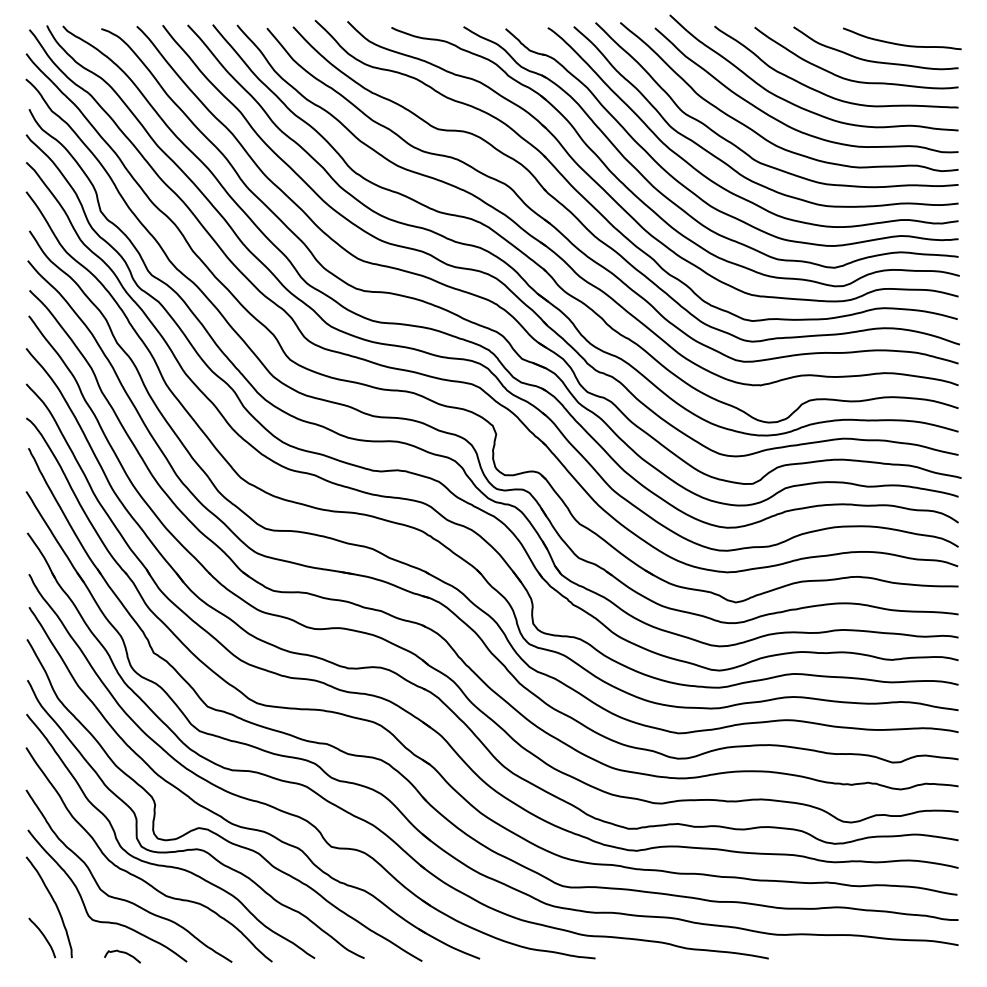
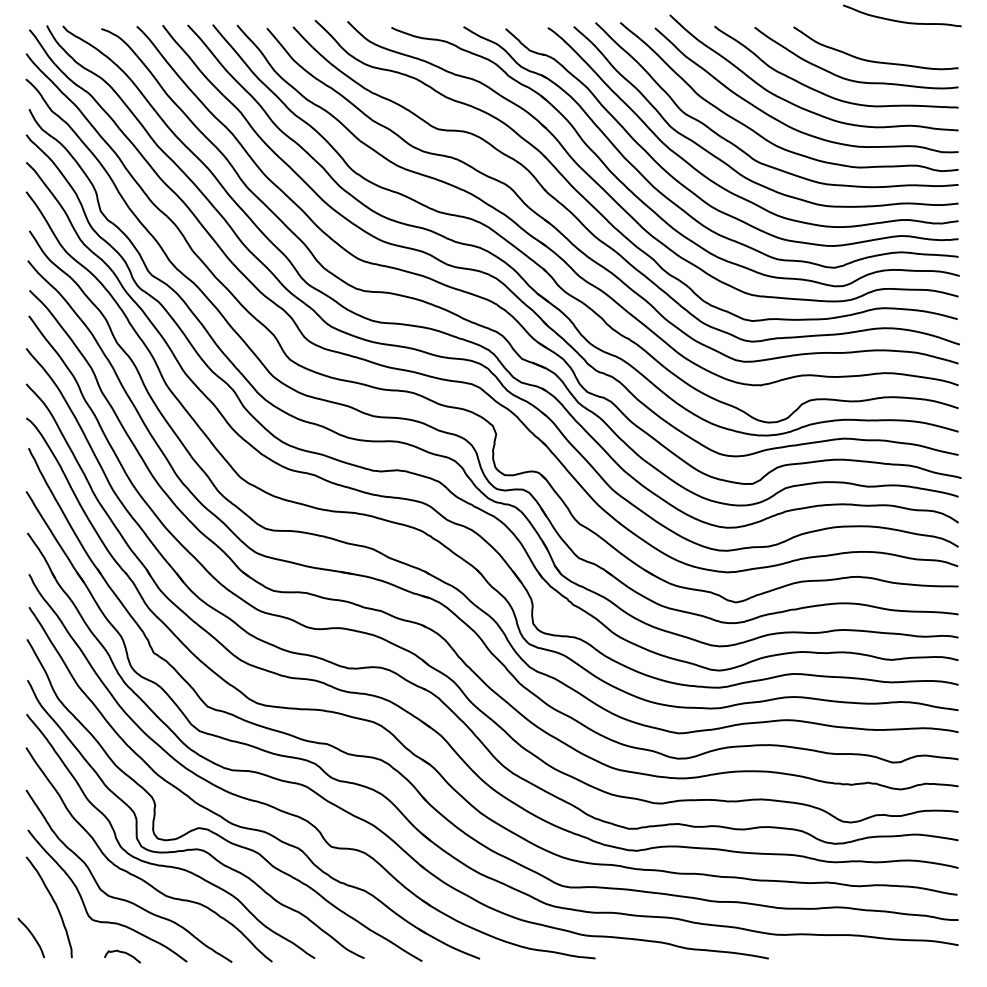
curve position: (900, 43) -> (900, 20) (900, 20)
curve position: (43, 936) -> (32, 936) (32, 936)
